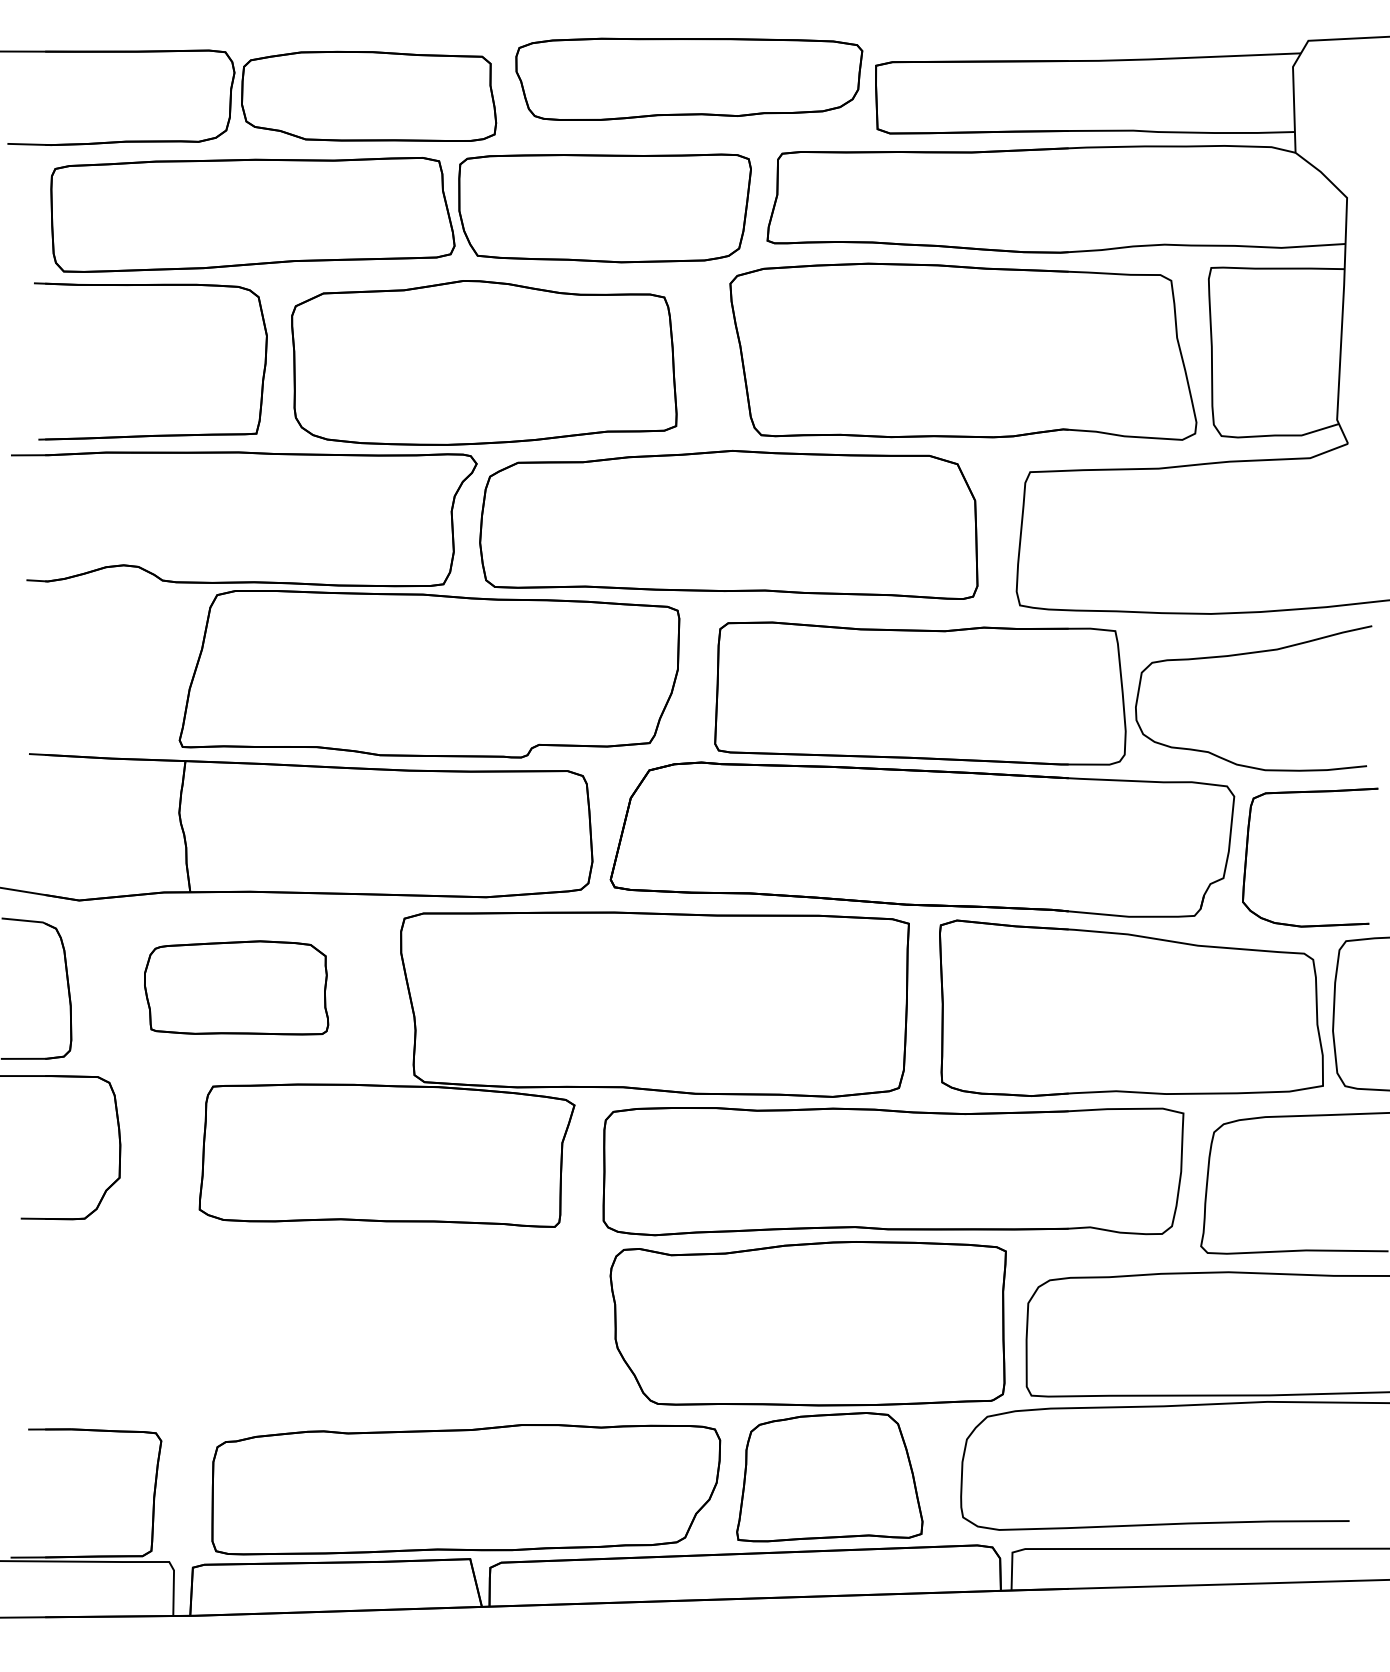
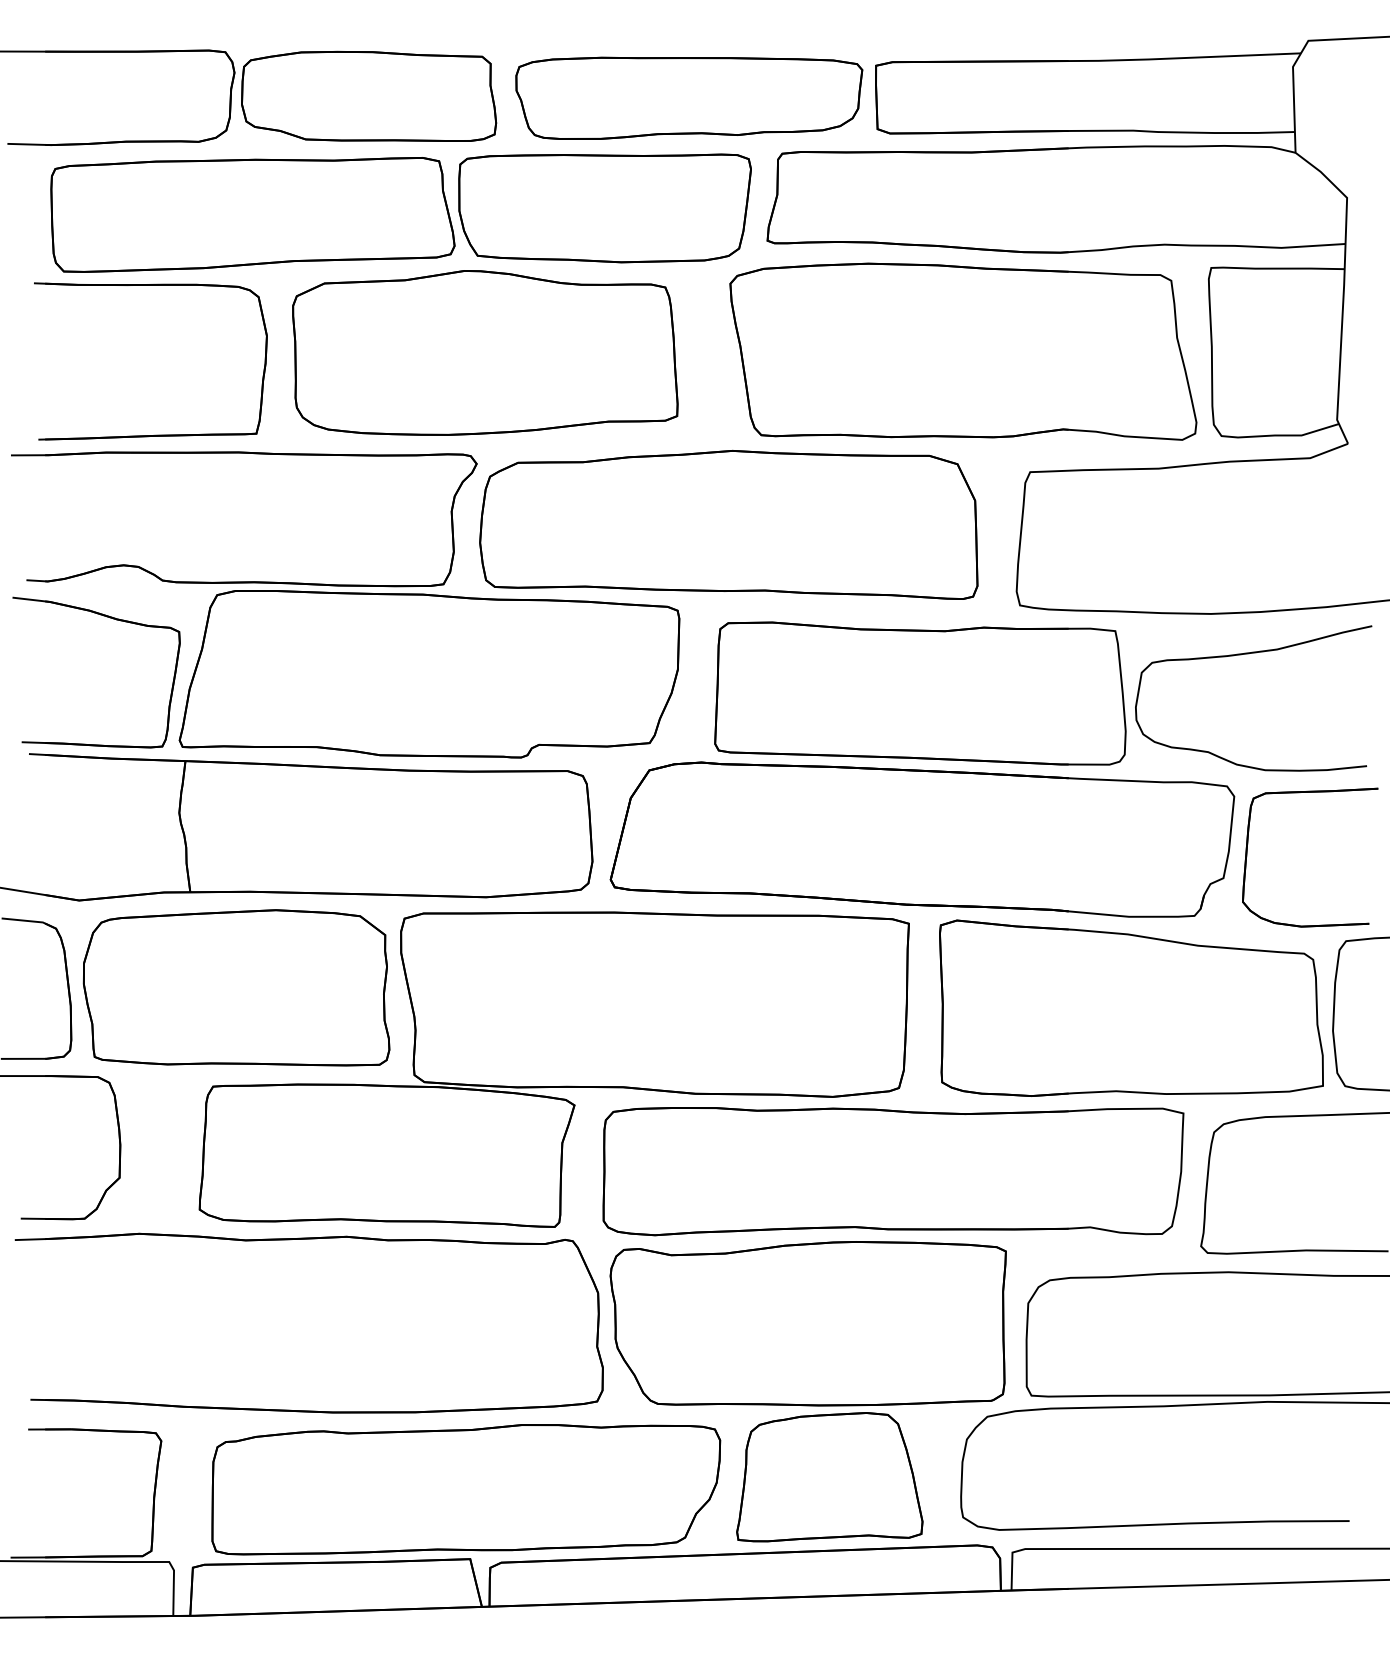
part position: (689, 78) -> (689, 97) (689, 97)
part position: (484, 362) -> (485, 352) (485, 352)
part: none -> present (113, 619)
part size: 186x96 px -> 309x158 px (236, 987)
part: none -> present (308, 1239)
